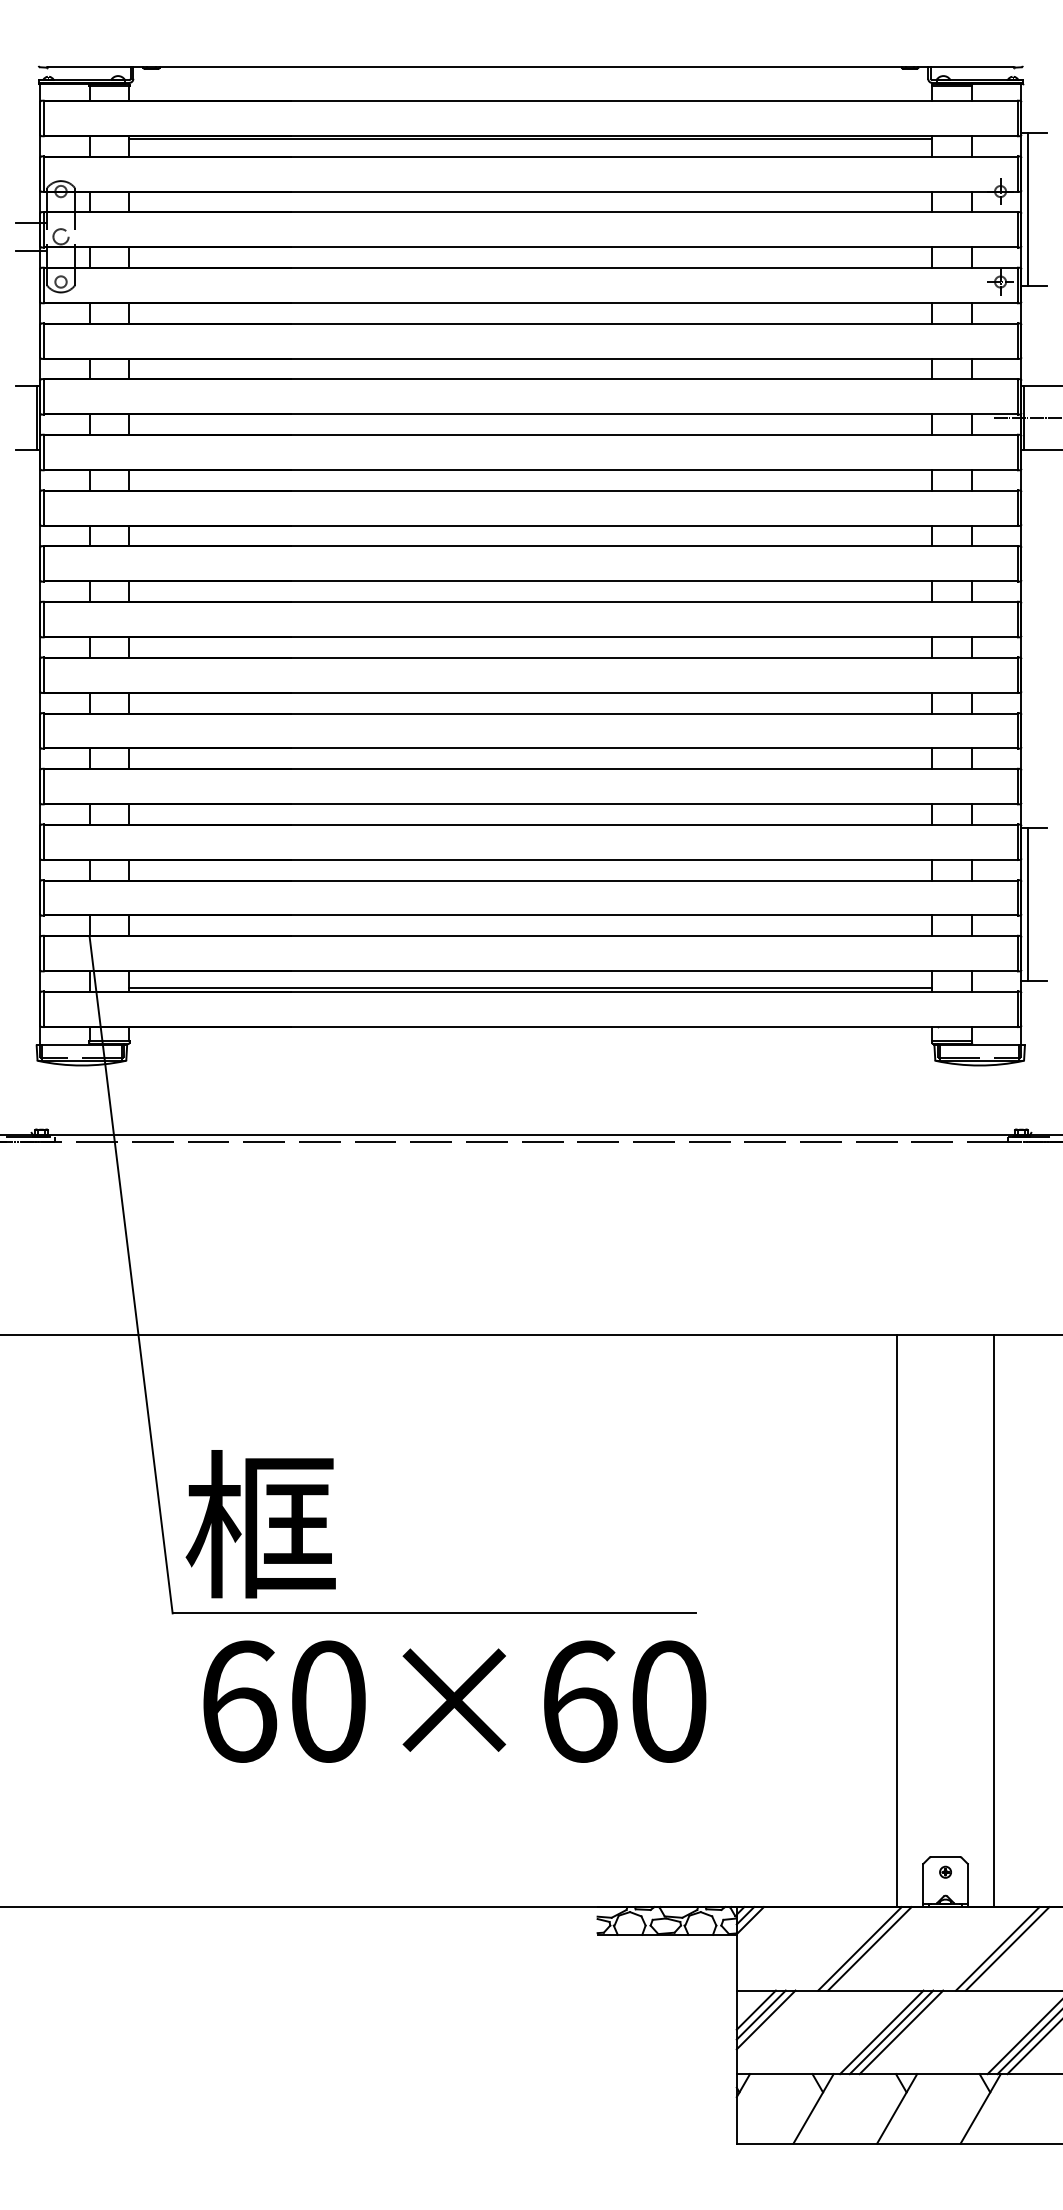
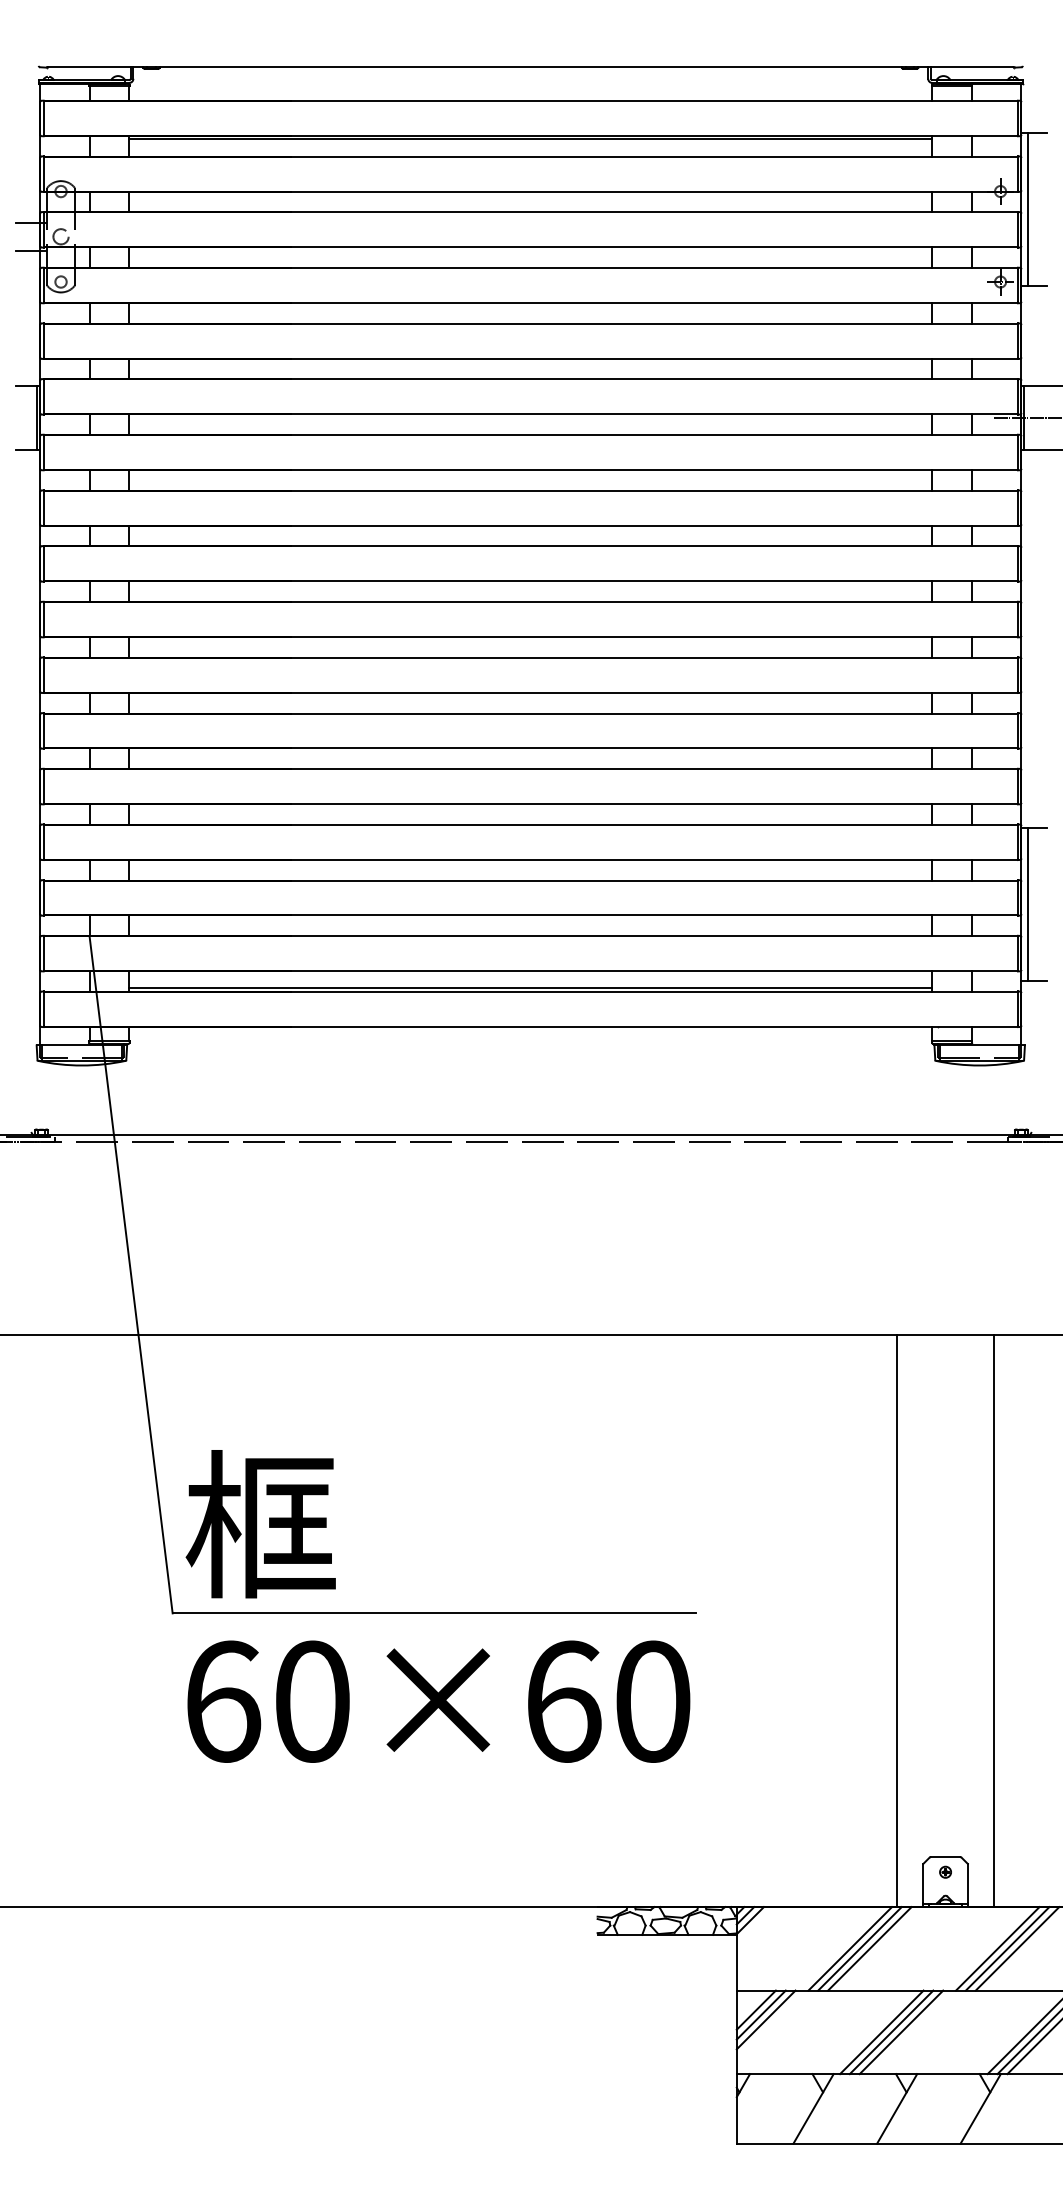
text position: (454, 1701) -> (438, 1701) (438, 1701)
line: none -> present (850, 1948)
line: none -> present (1017, 1948)
